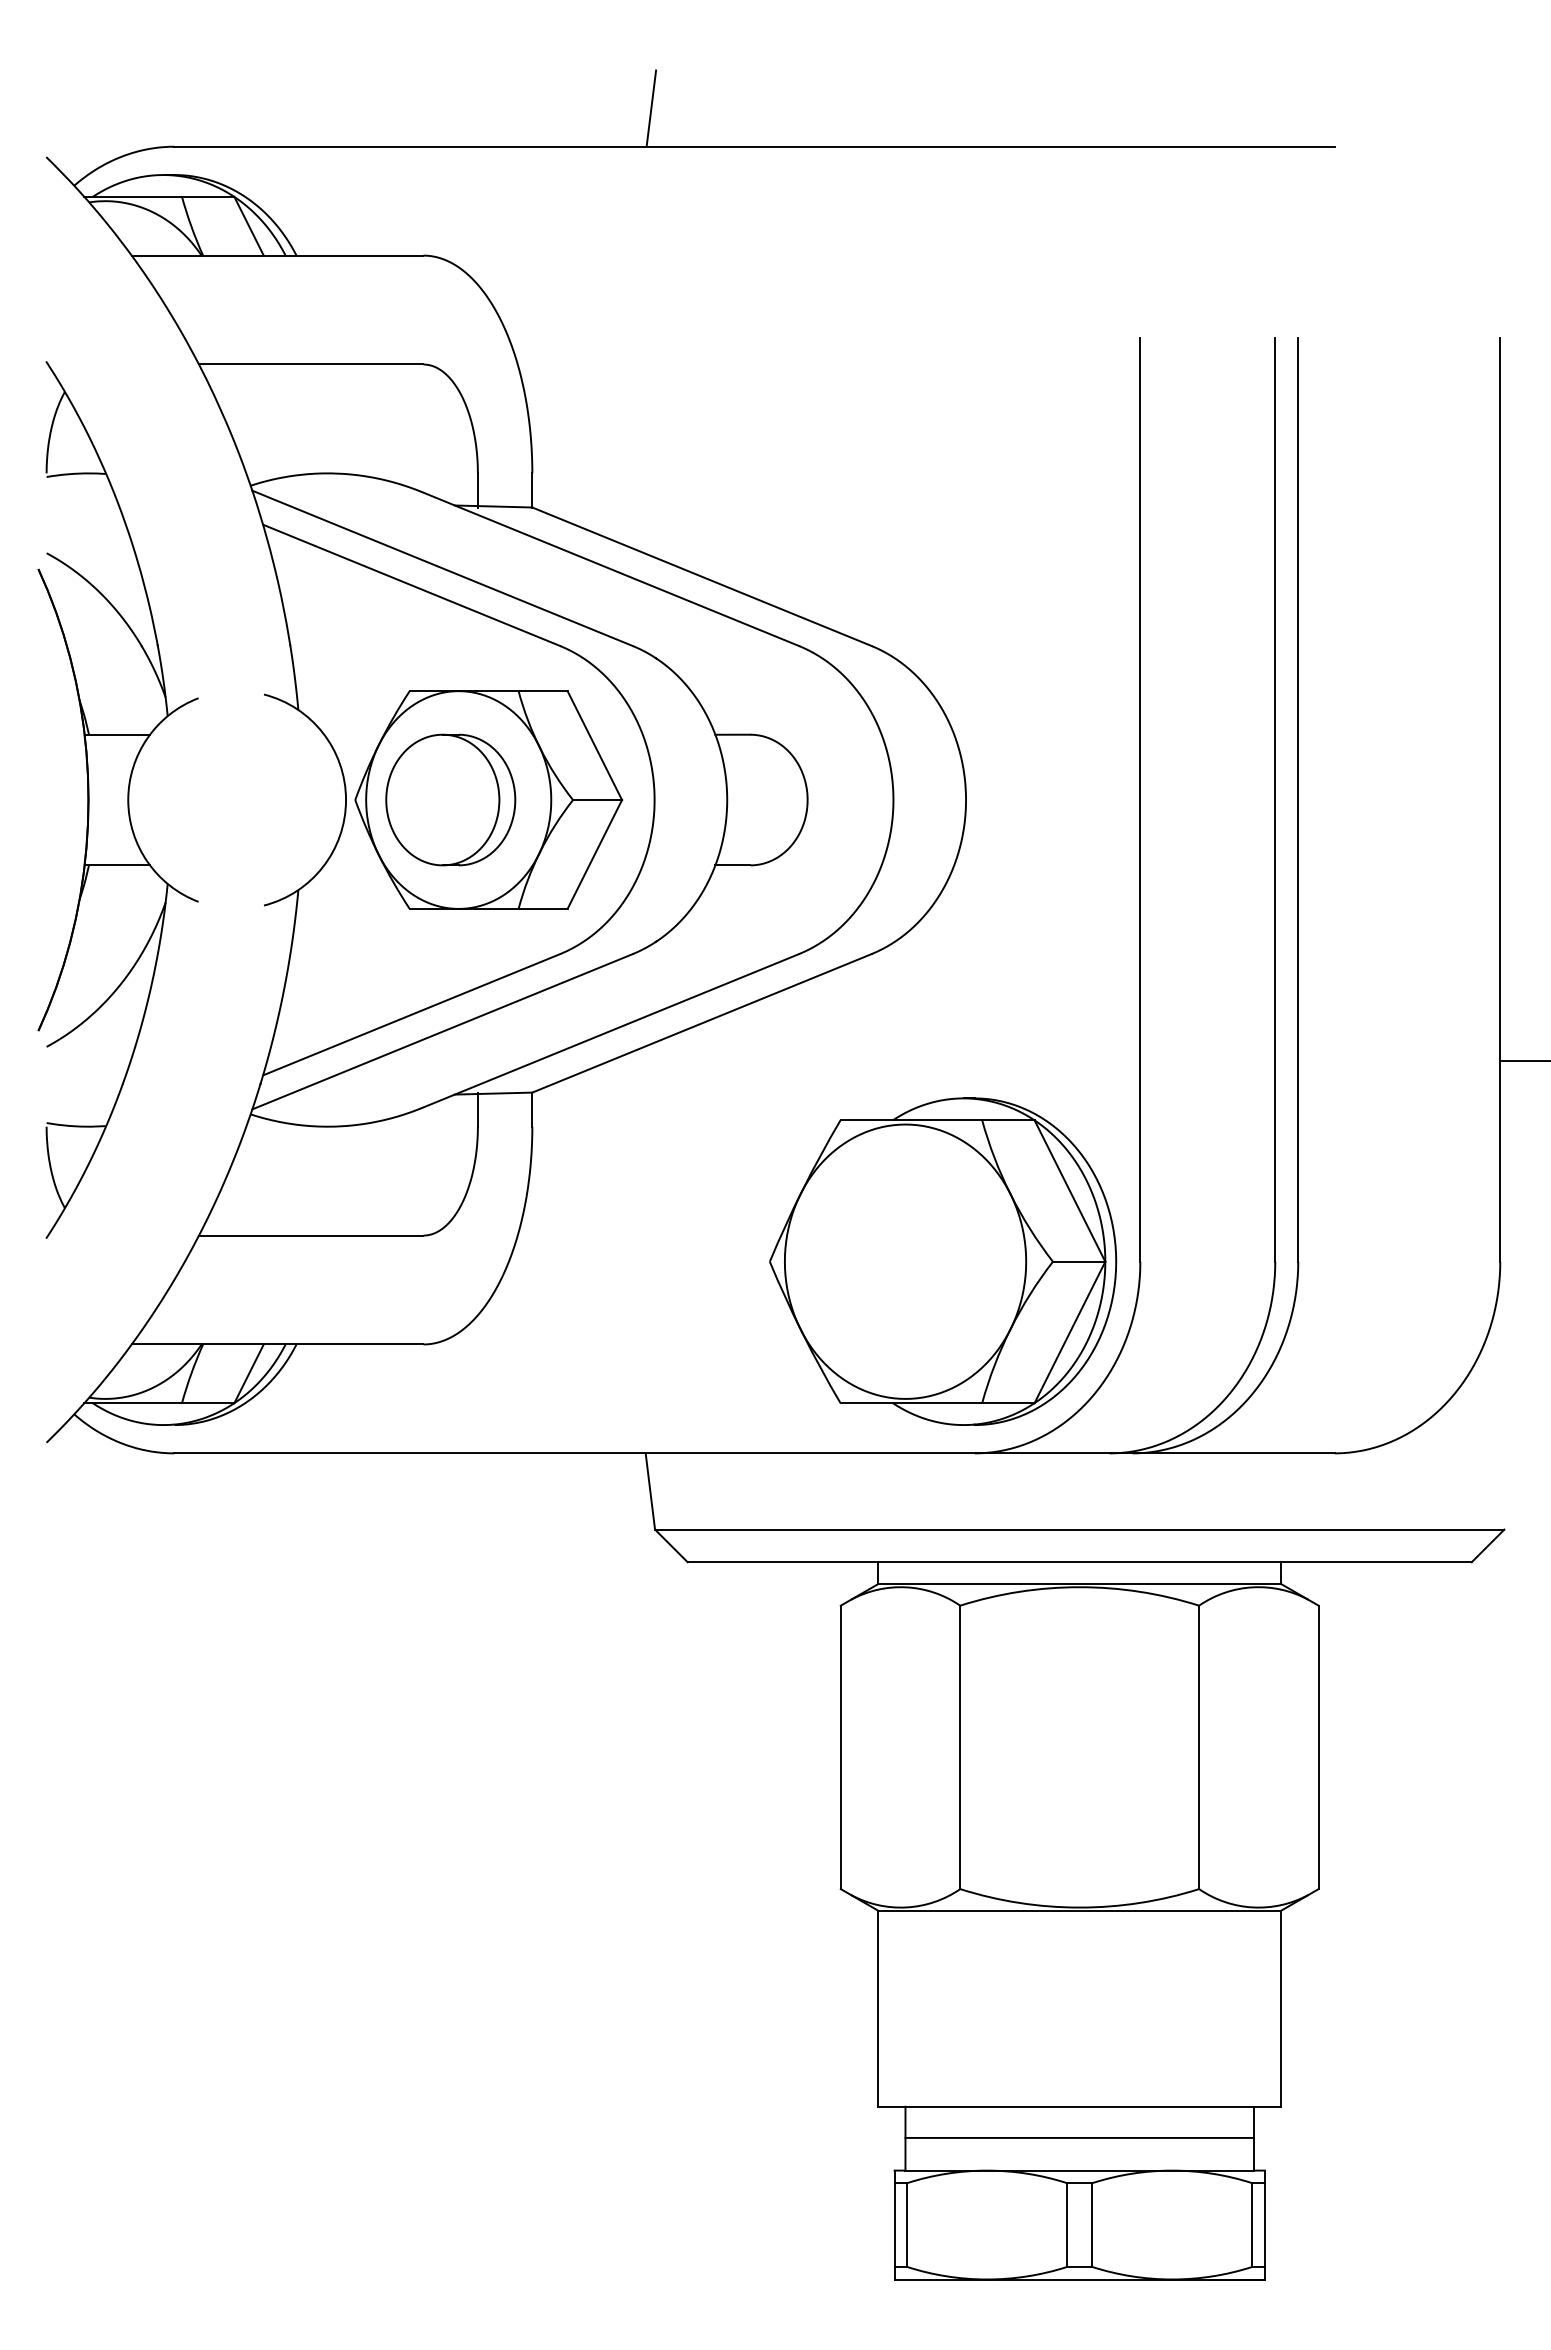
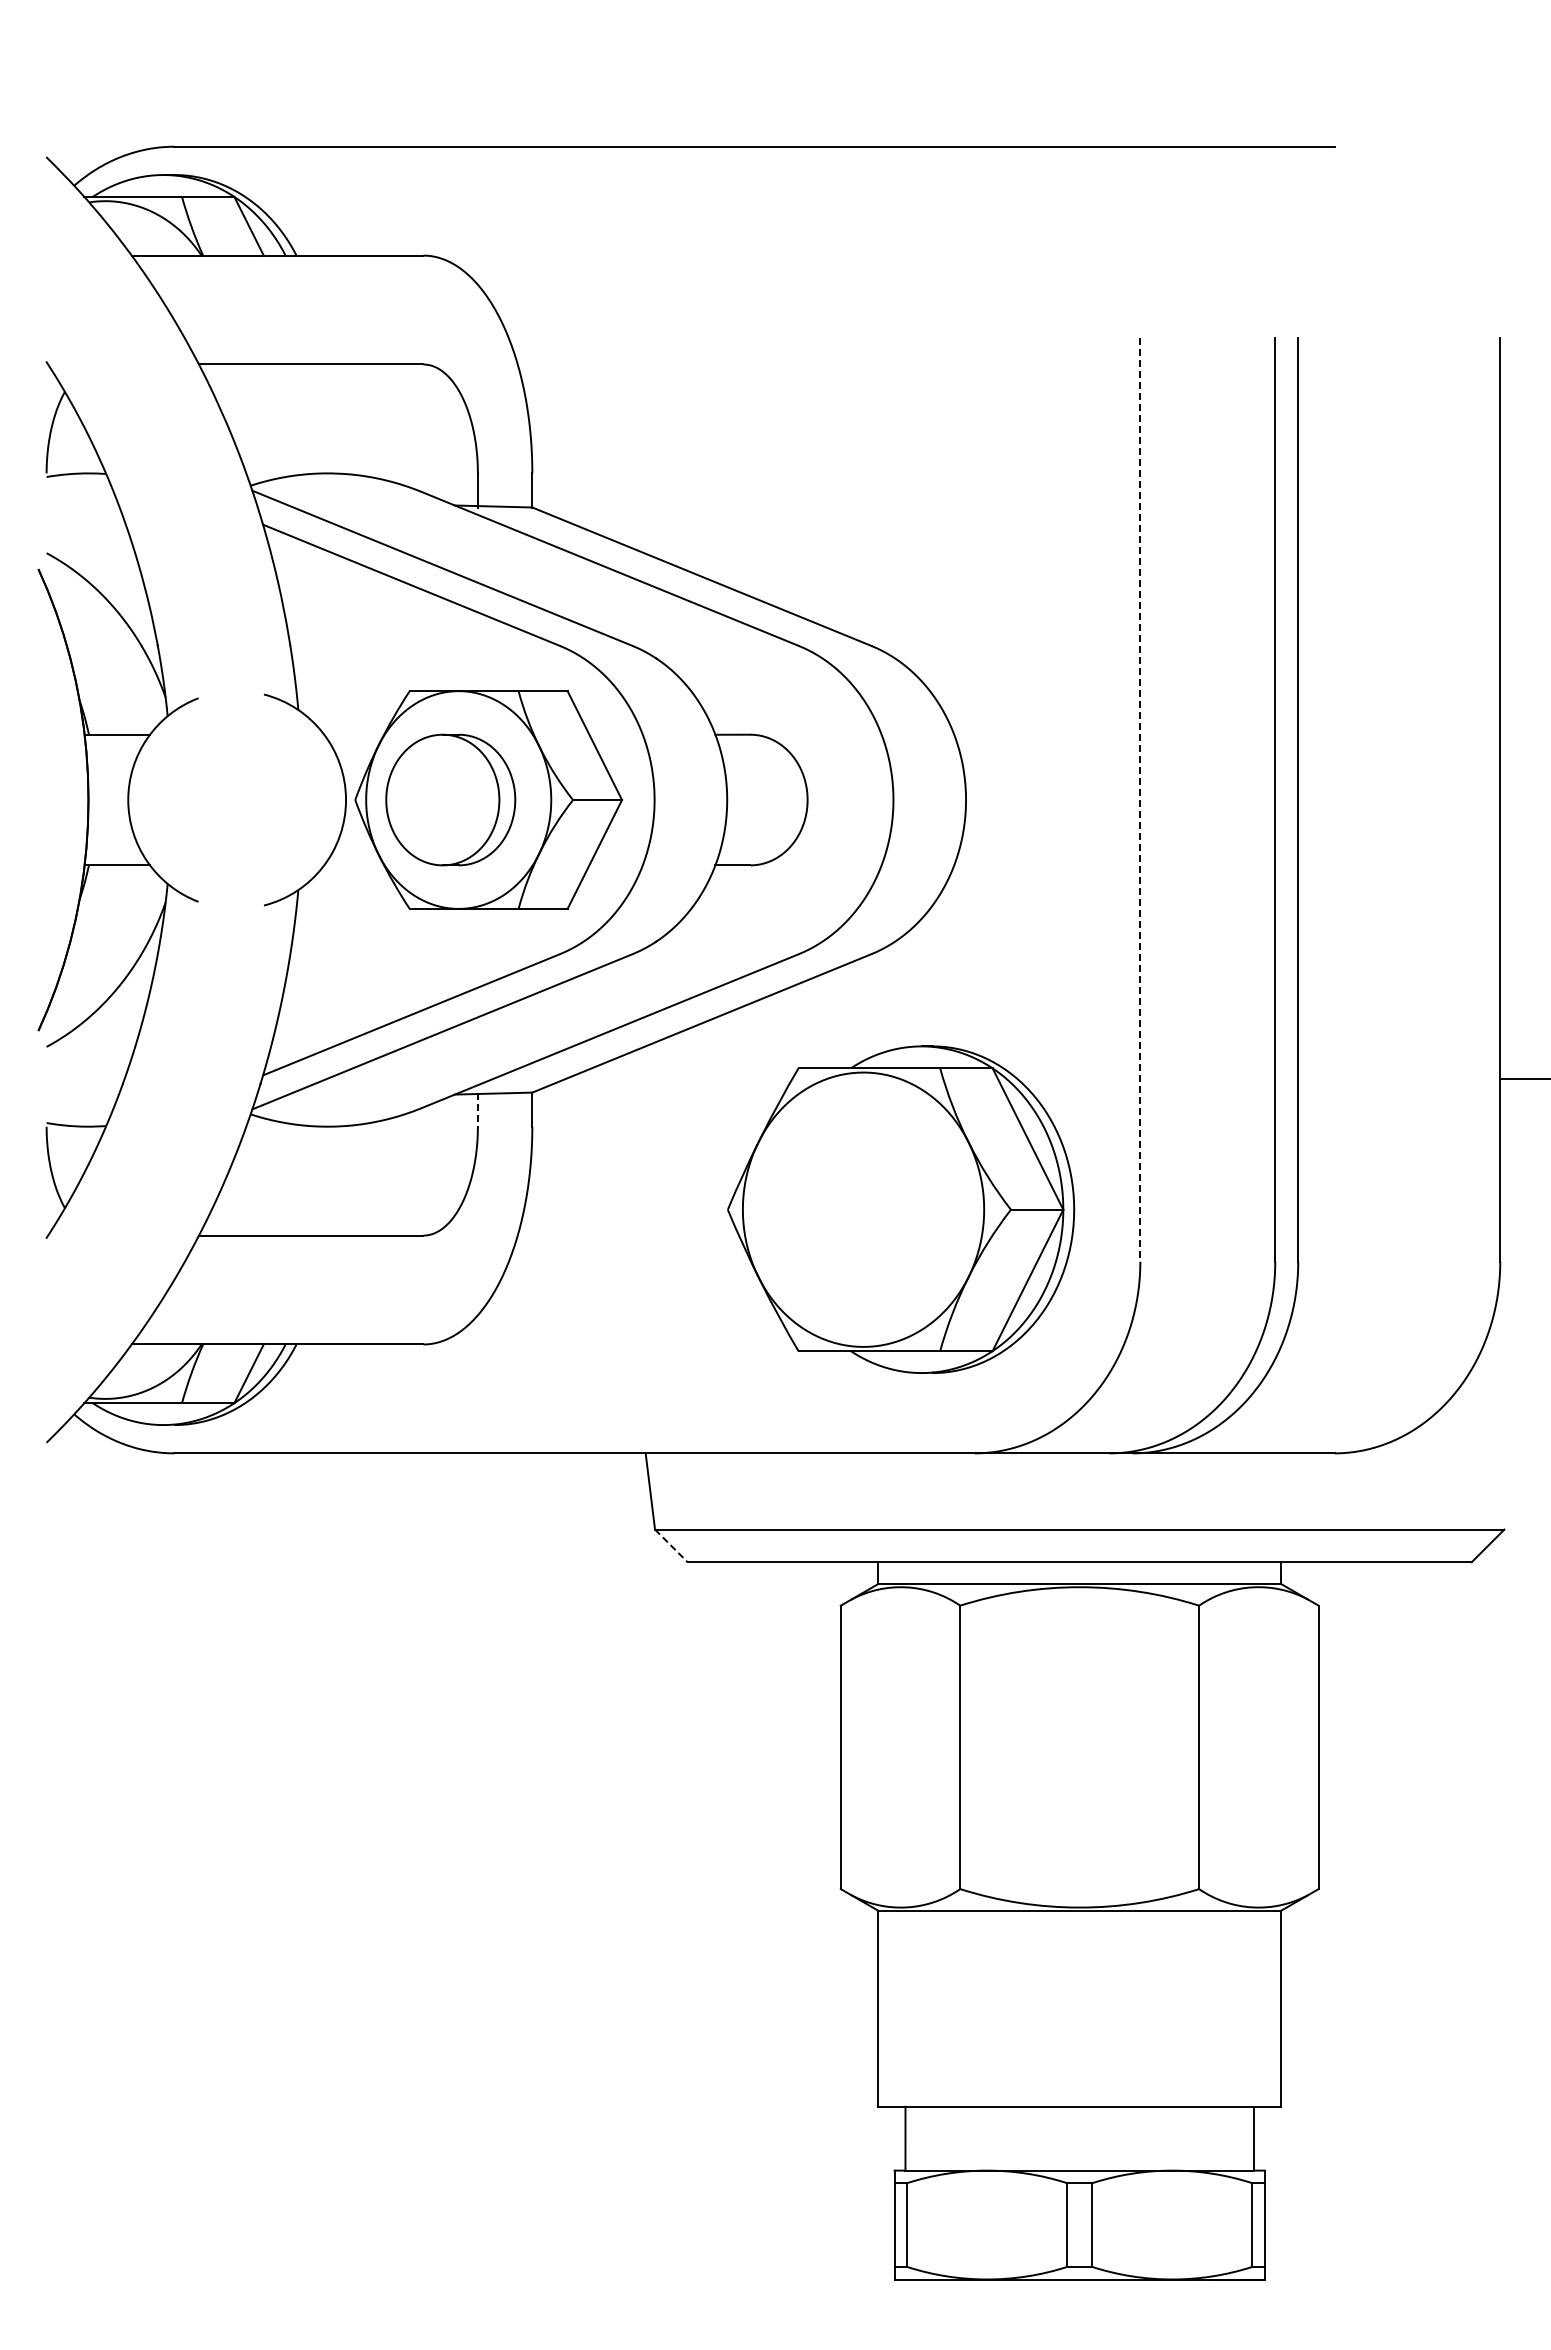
line: present -> none (651, 108)
line: solid -> dashed (1140, 800)
line position: (1523, 1061) -> (1523, 1079) (1523, 1079)
line: solid -> dashed (477, 1110)
part position: (943, 1261) -> (901, 1209) (901, 1209)
line: solid -> dashed (671, 1546)
line: present -> none (1079, 2137)
